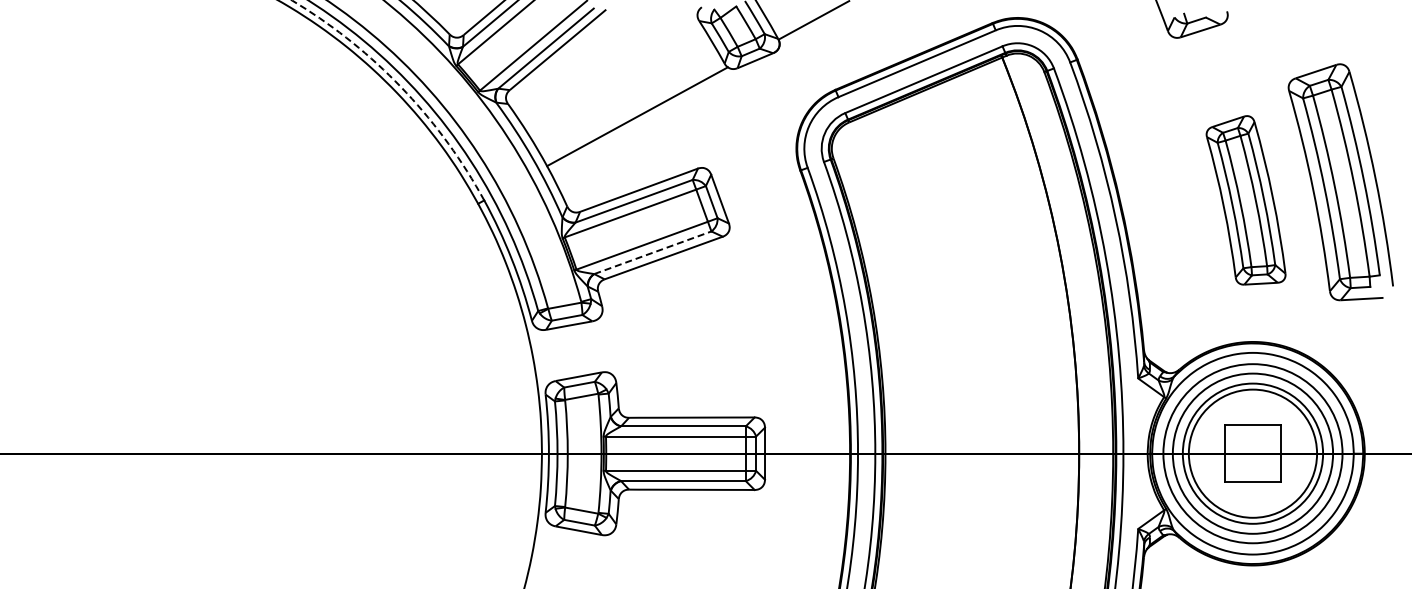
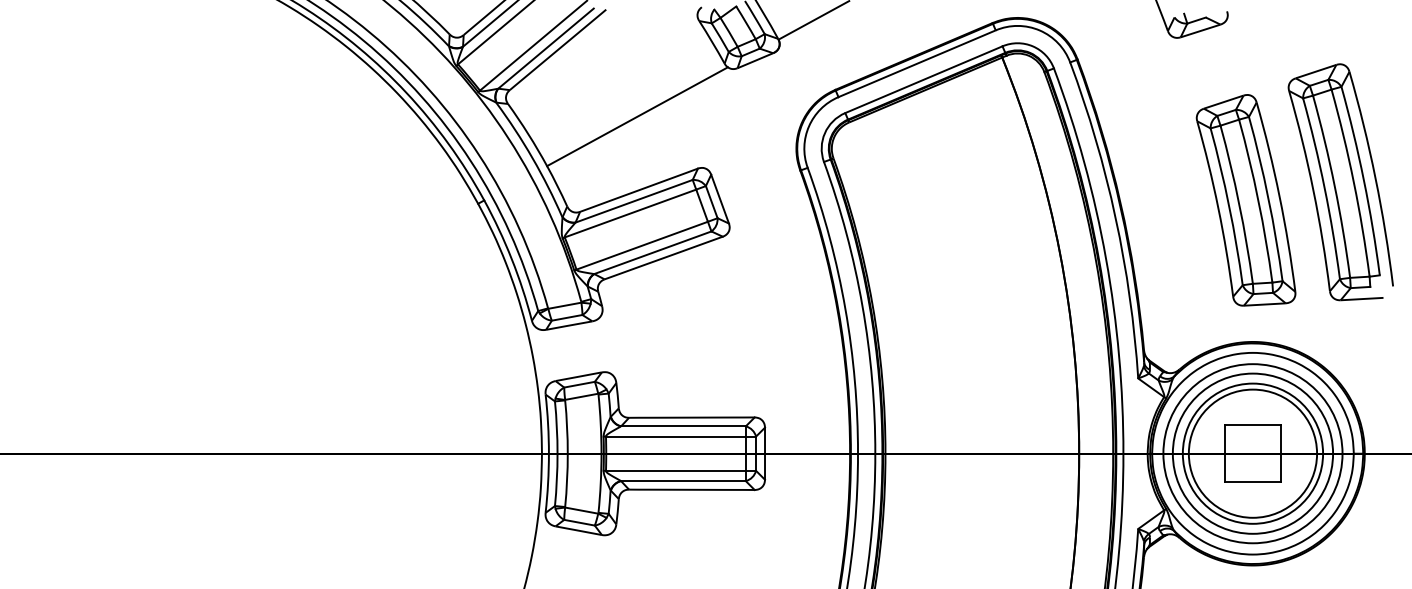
arc: dashed -> solid (399, 85)
part size: 82x171 px -> 102x213 px (1245, 200)
line: dashed -> solid (653, 252)
